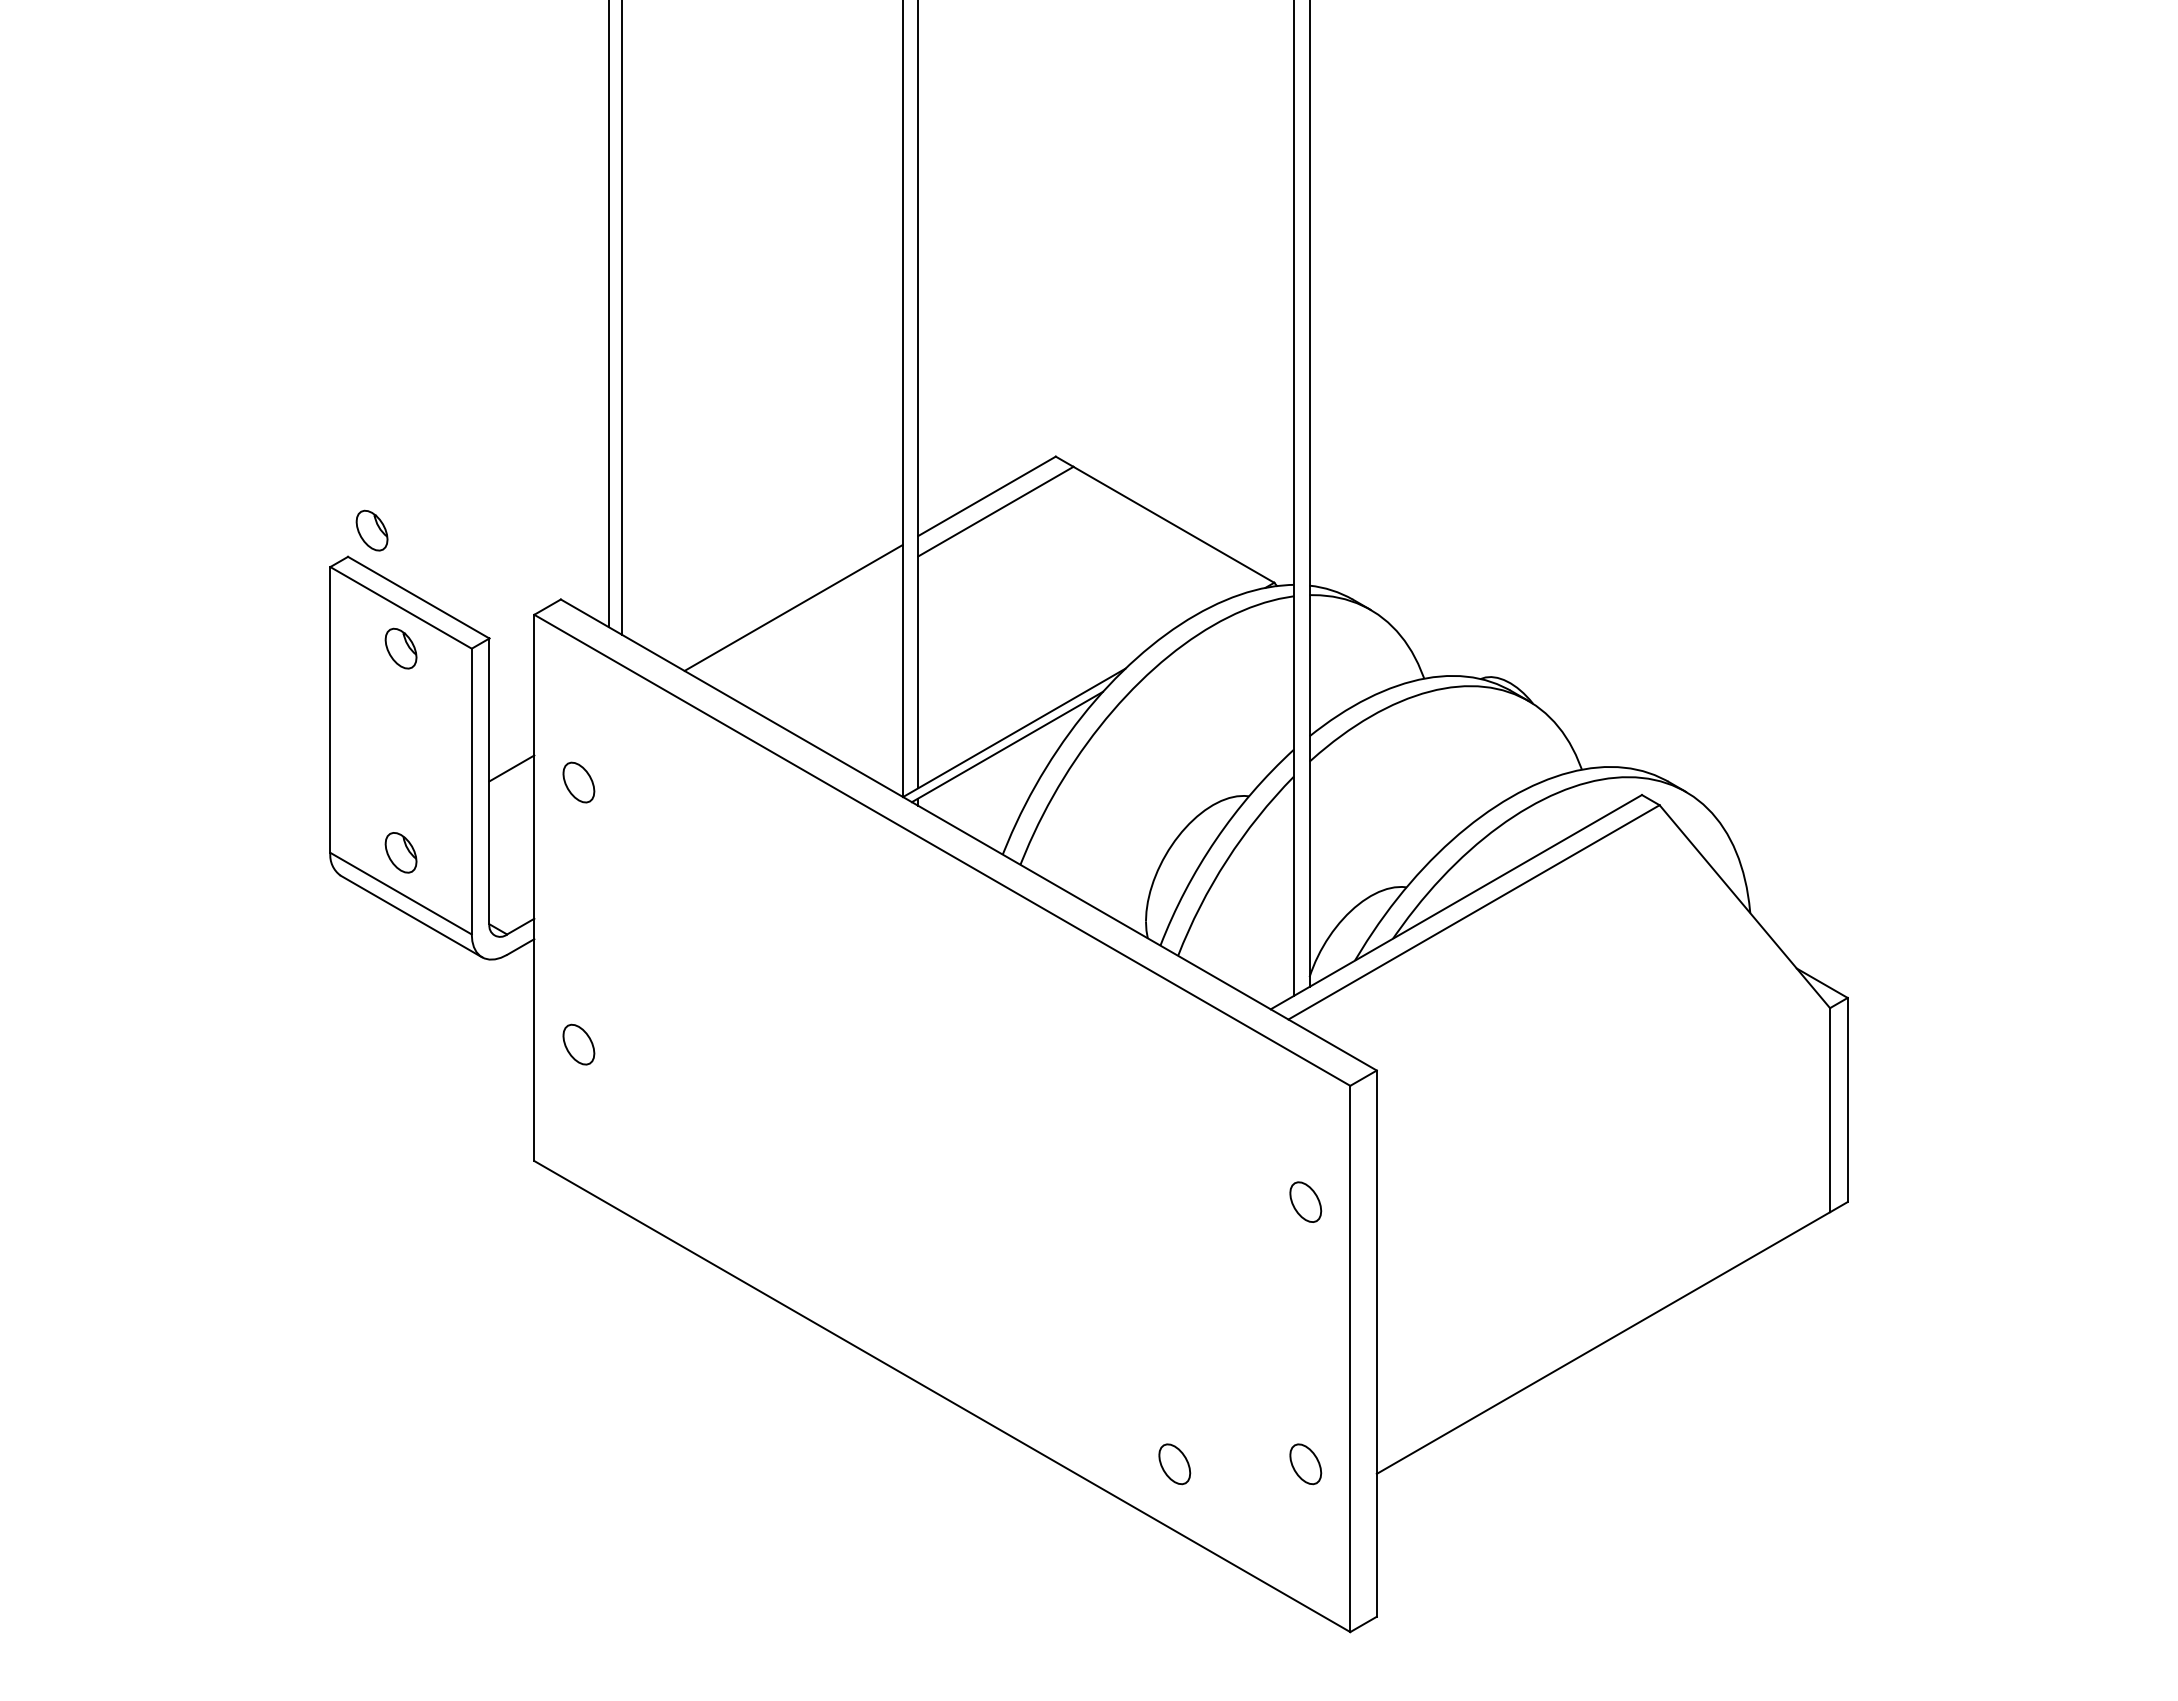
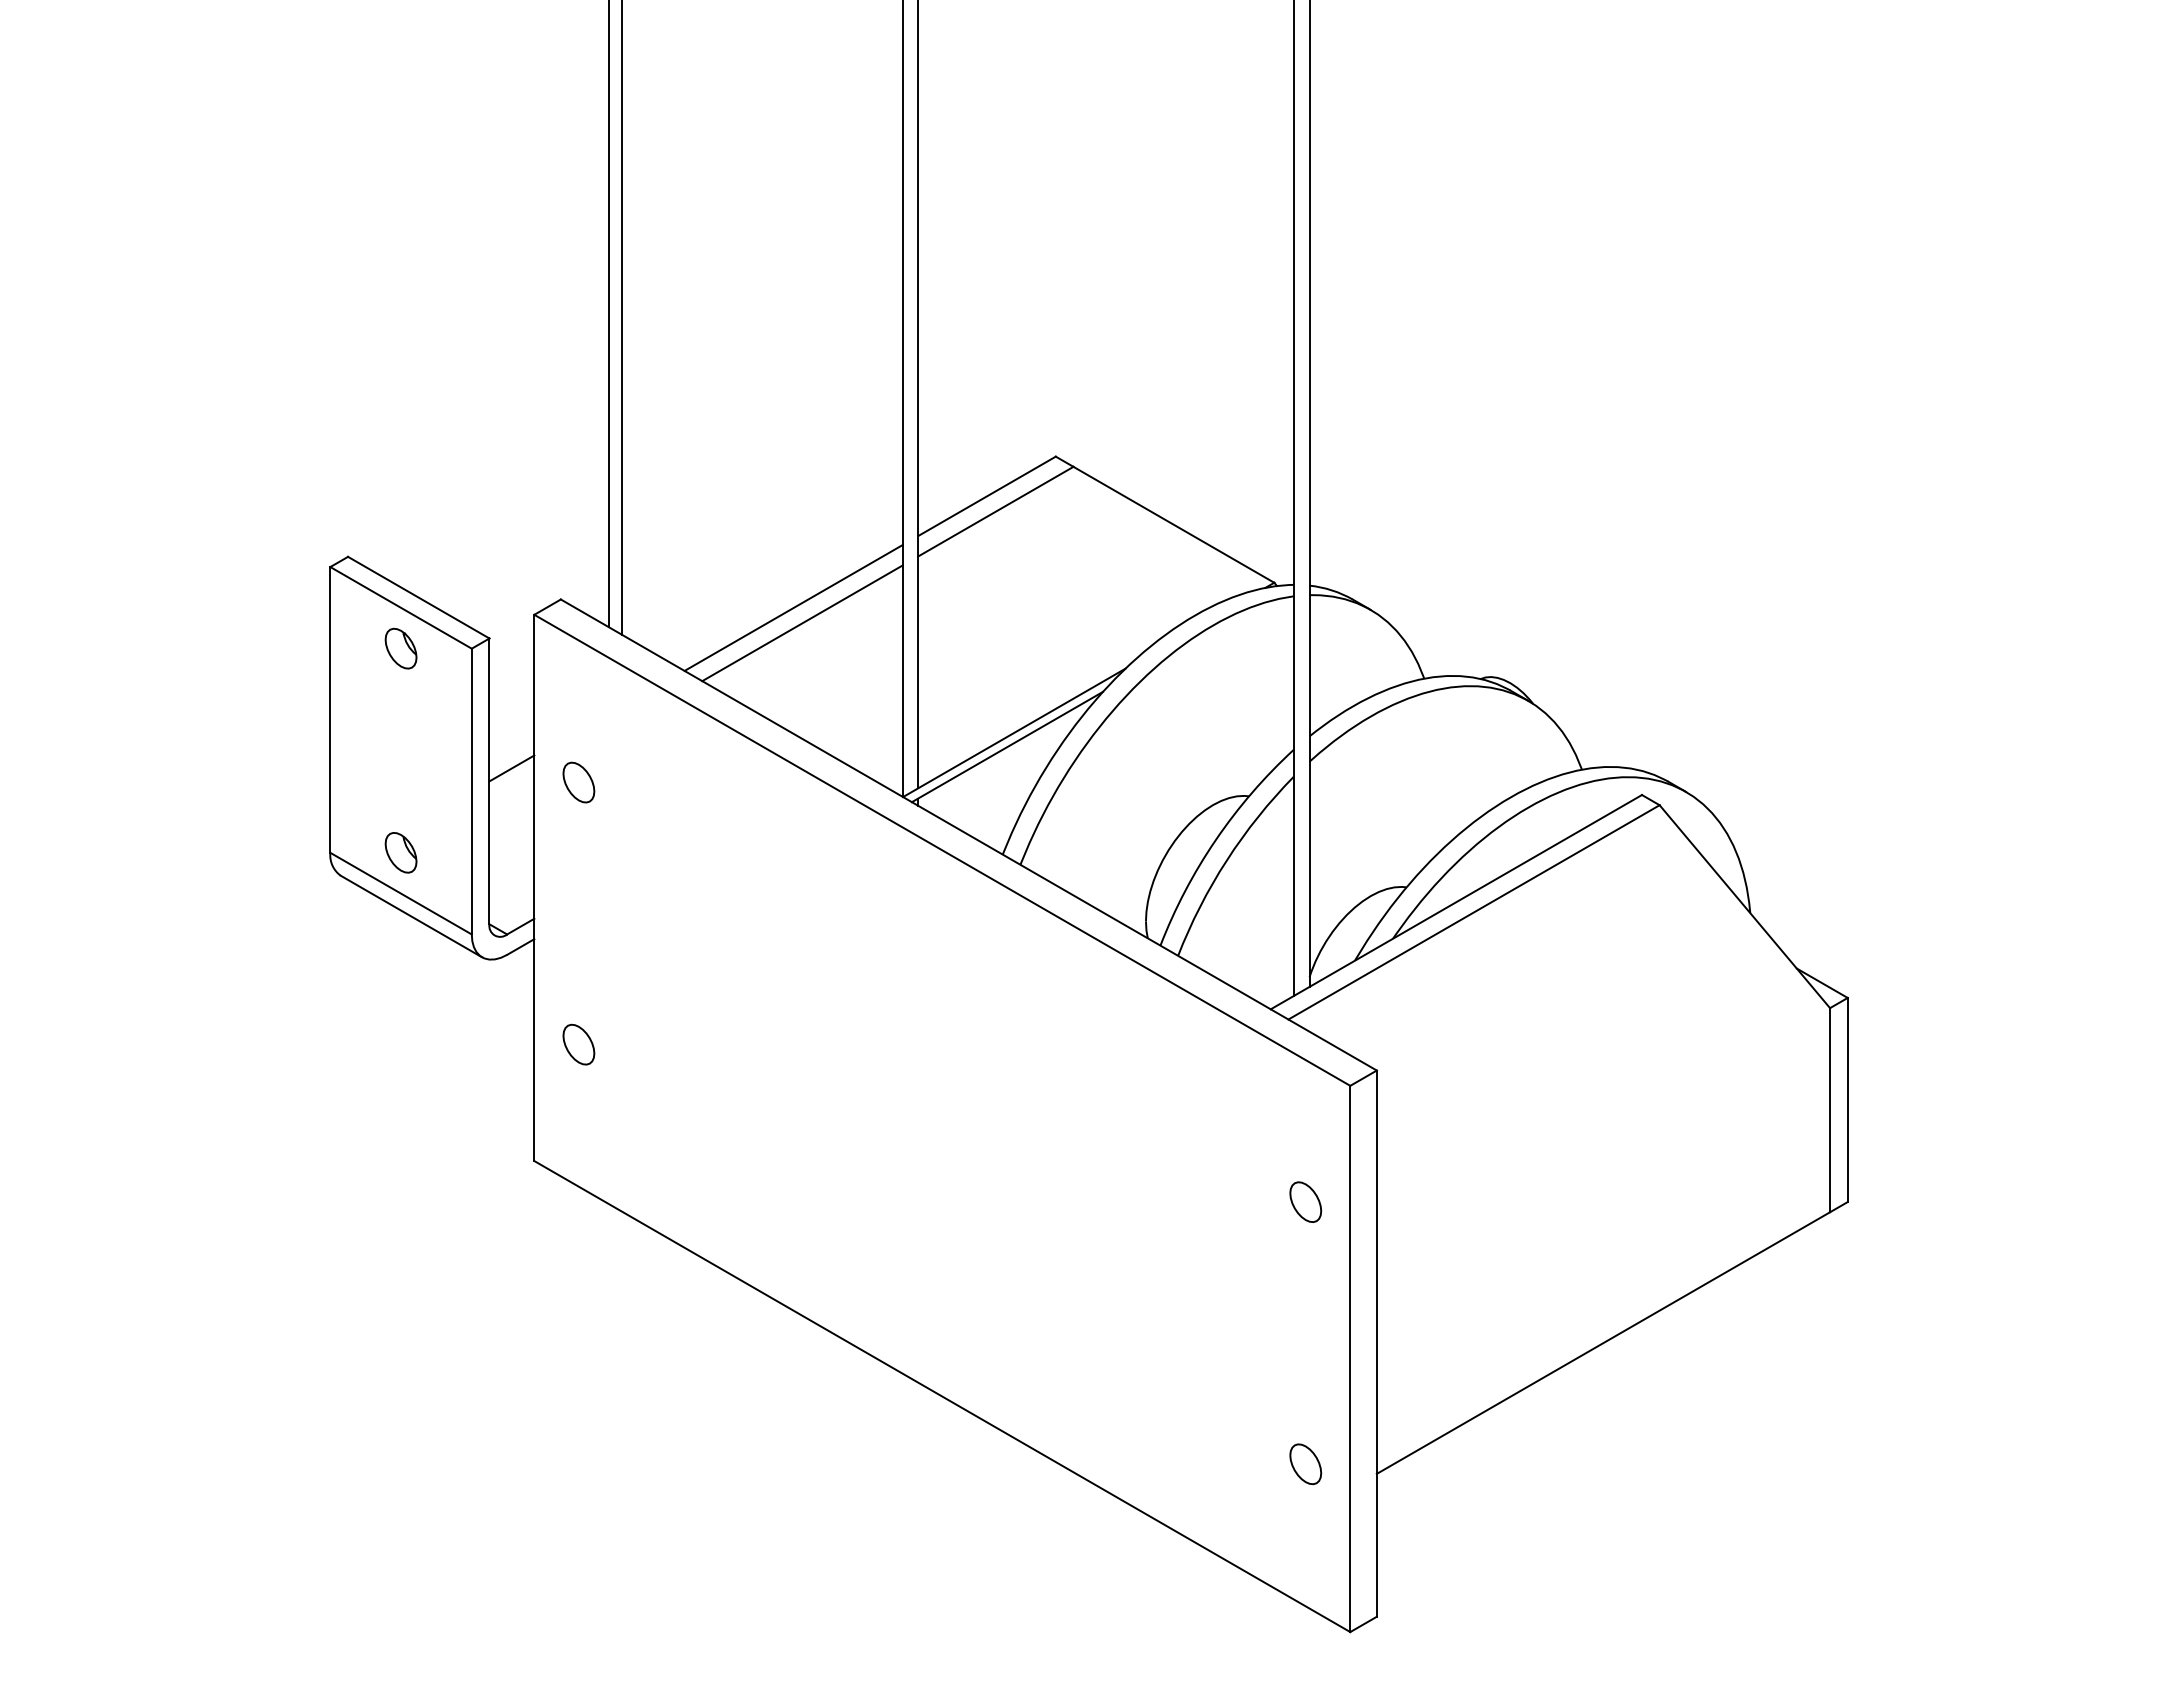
part: present -> none (371, 530)
line: none -> present (802, 623)
part: present -> none (1174, 1464)
